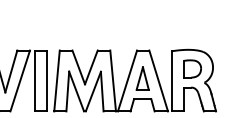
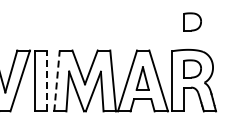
part: none -> present (192, 21)
line: solid -> dashed (47, 80)
line: solid -> dashed (57, 80)
